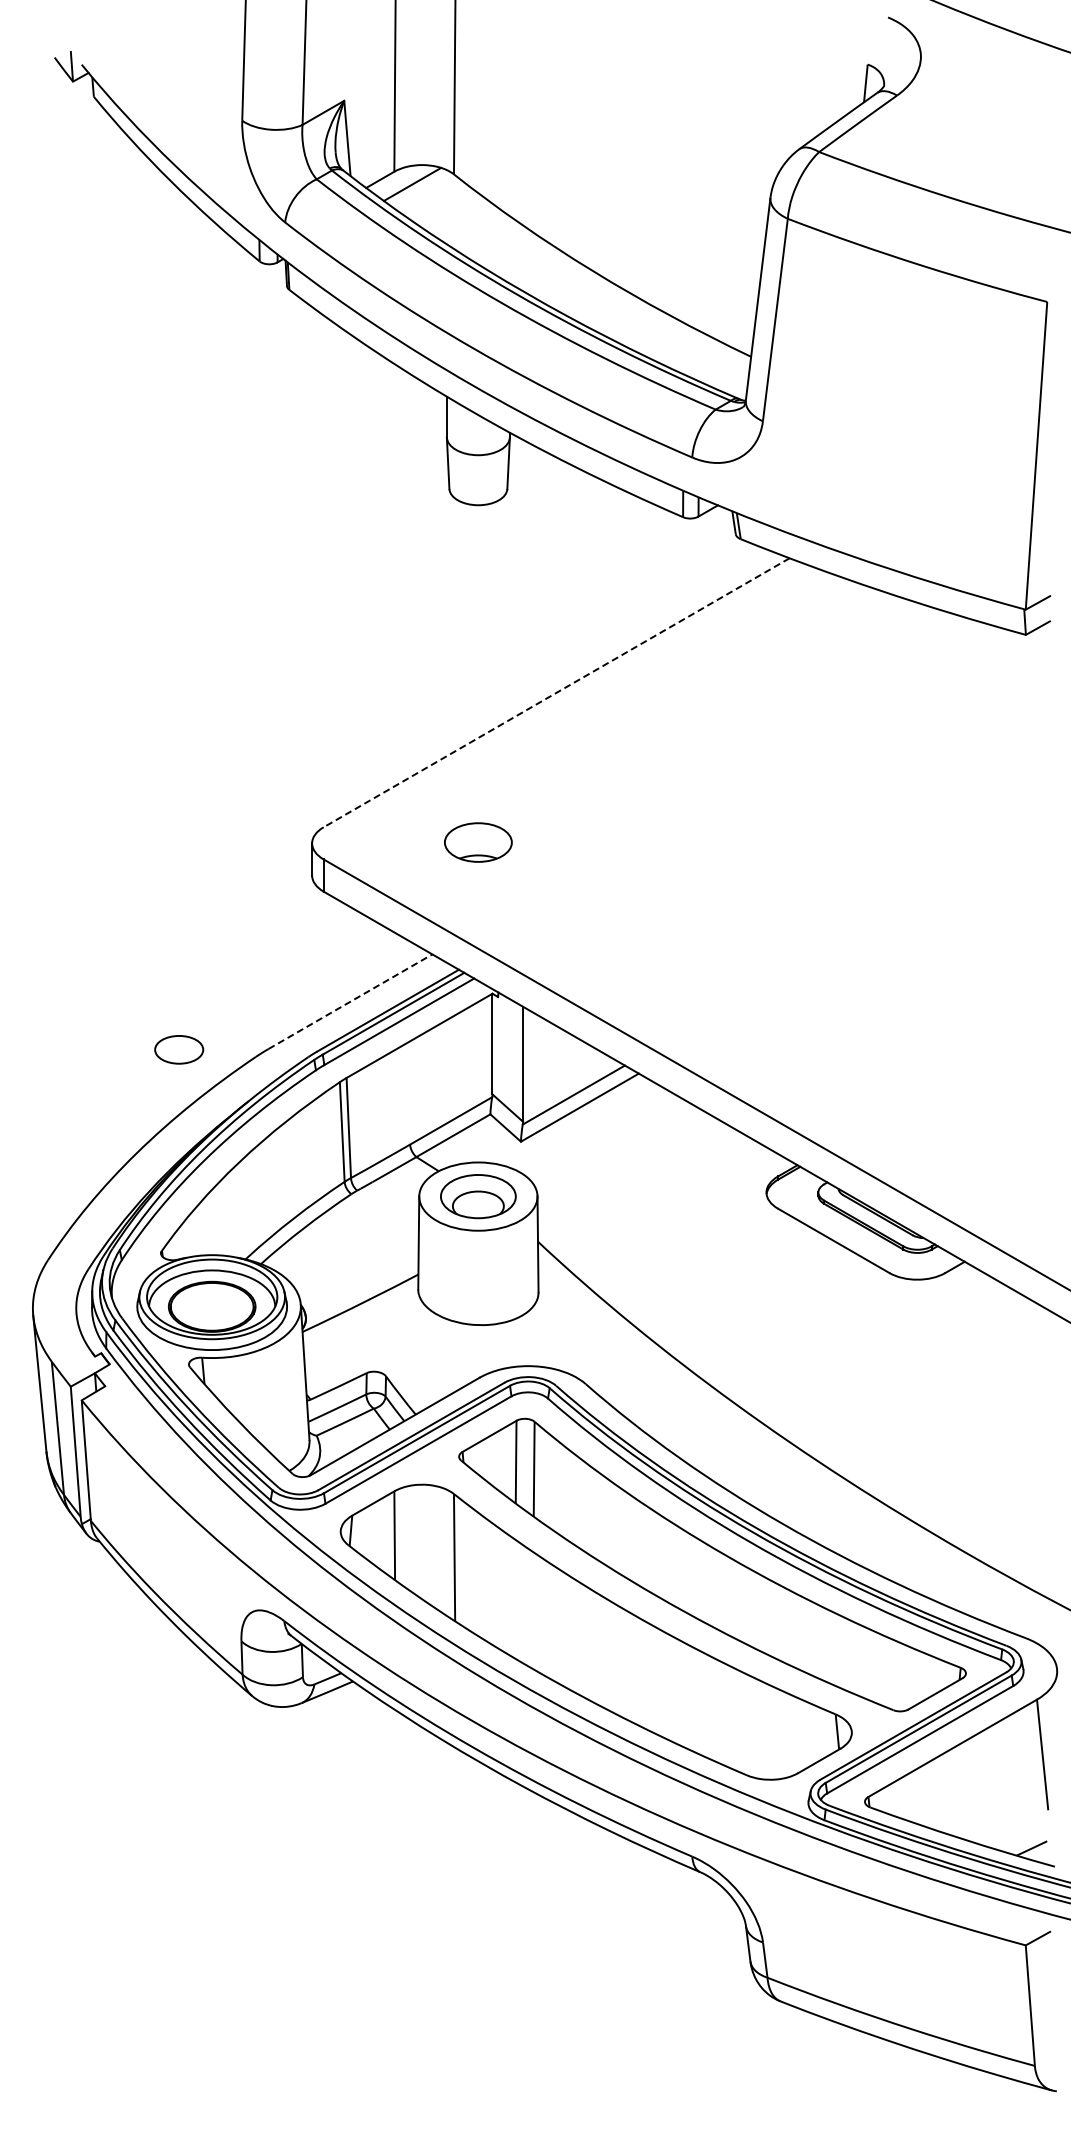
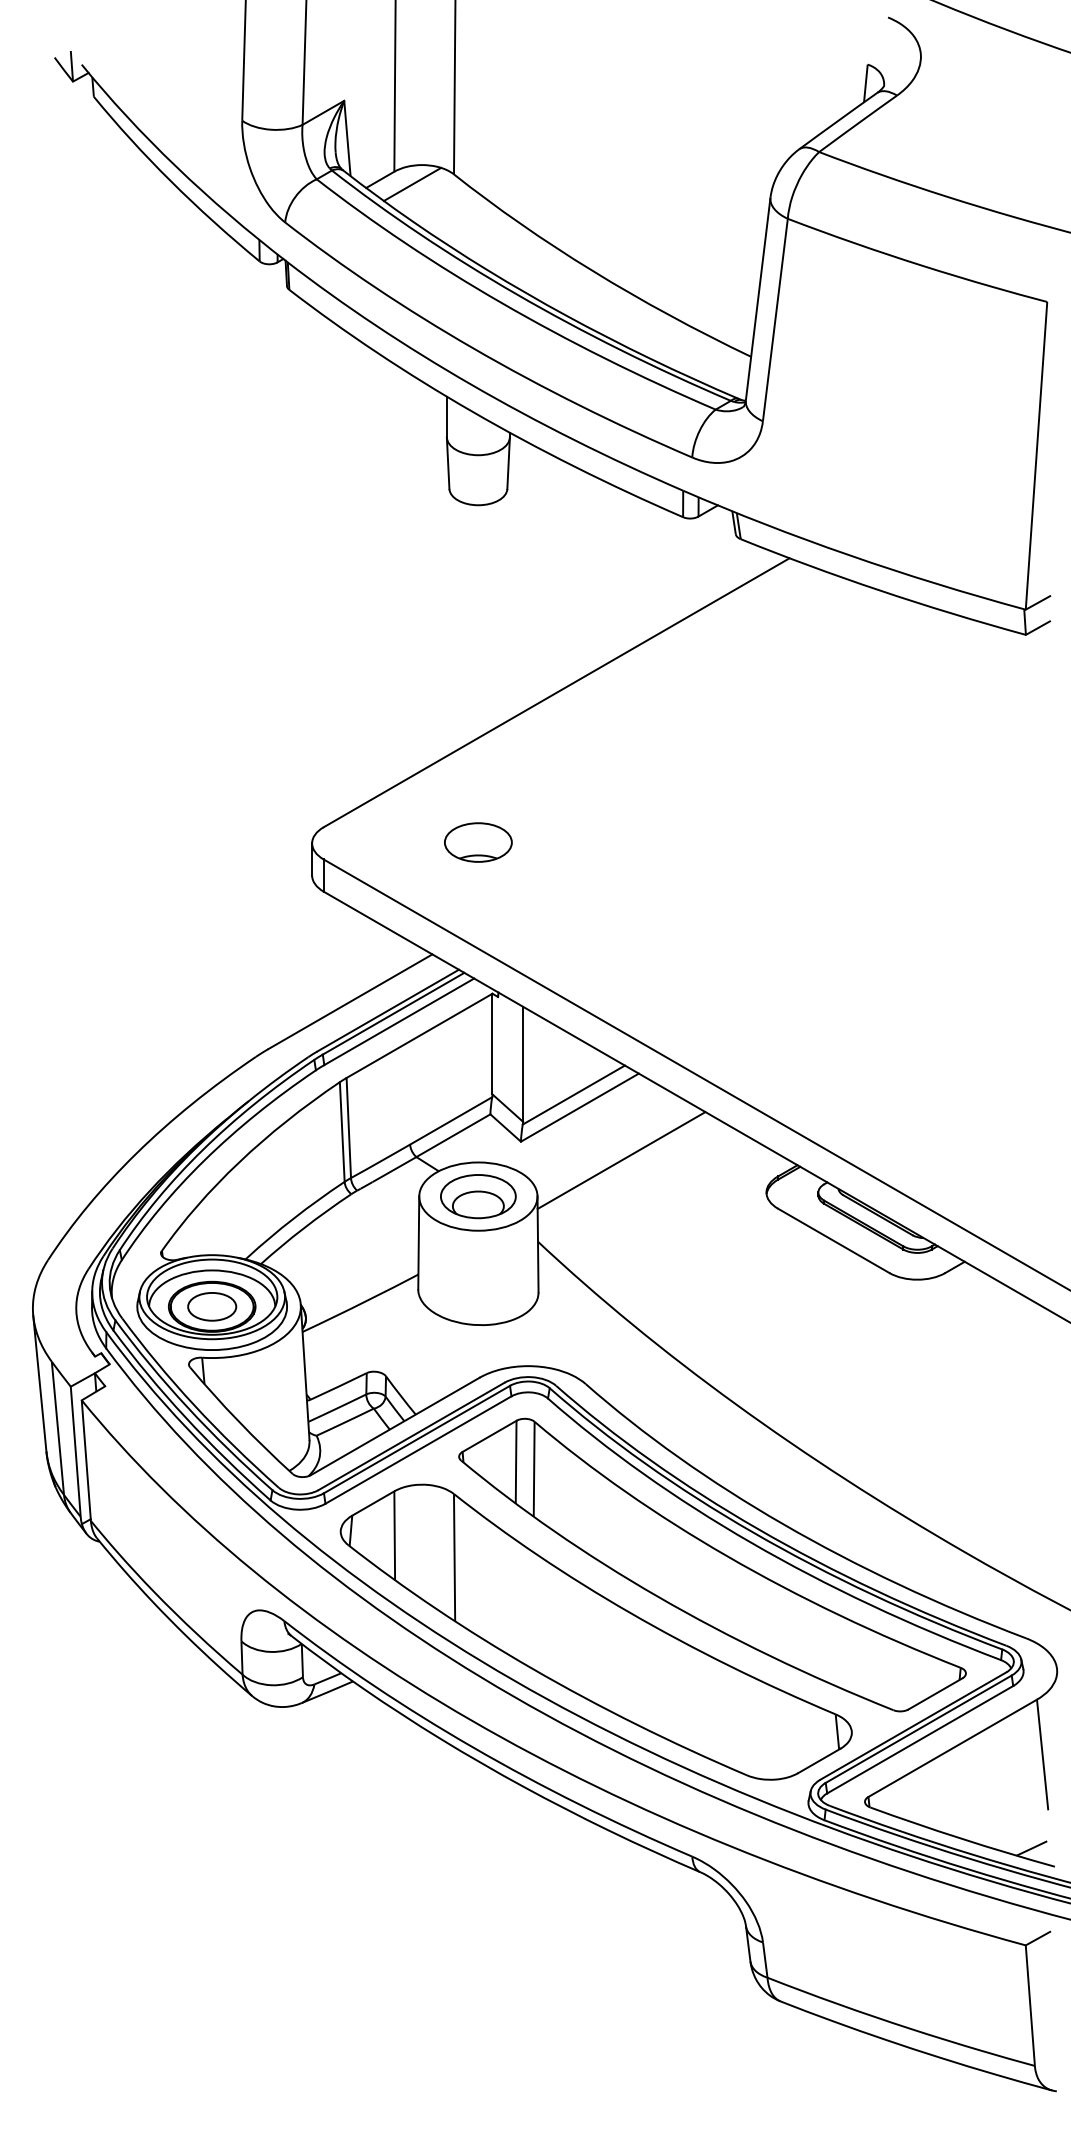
line: dashed -> solid (556, 692)
line: dashed -> solid (350, 1001)
part position: (179, 1049) -> (212, 1306) (212, 1306)
line: none -> present (621, 1160)
